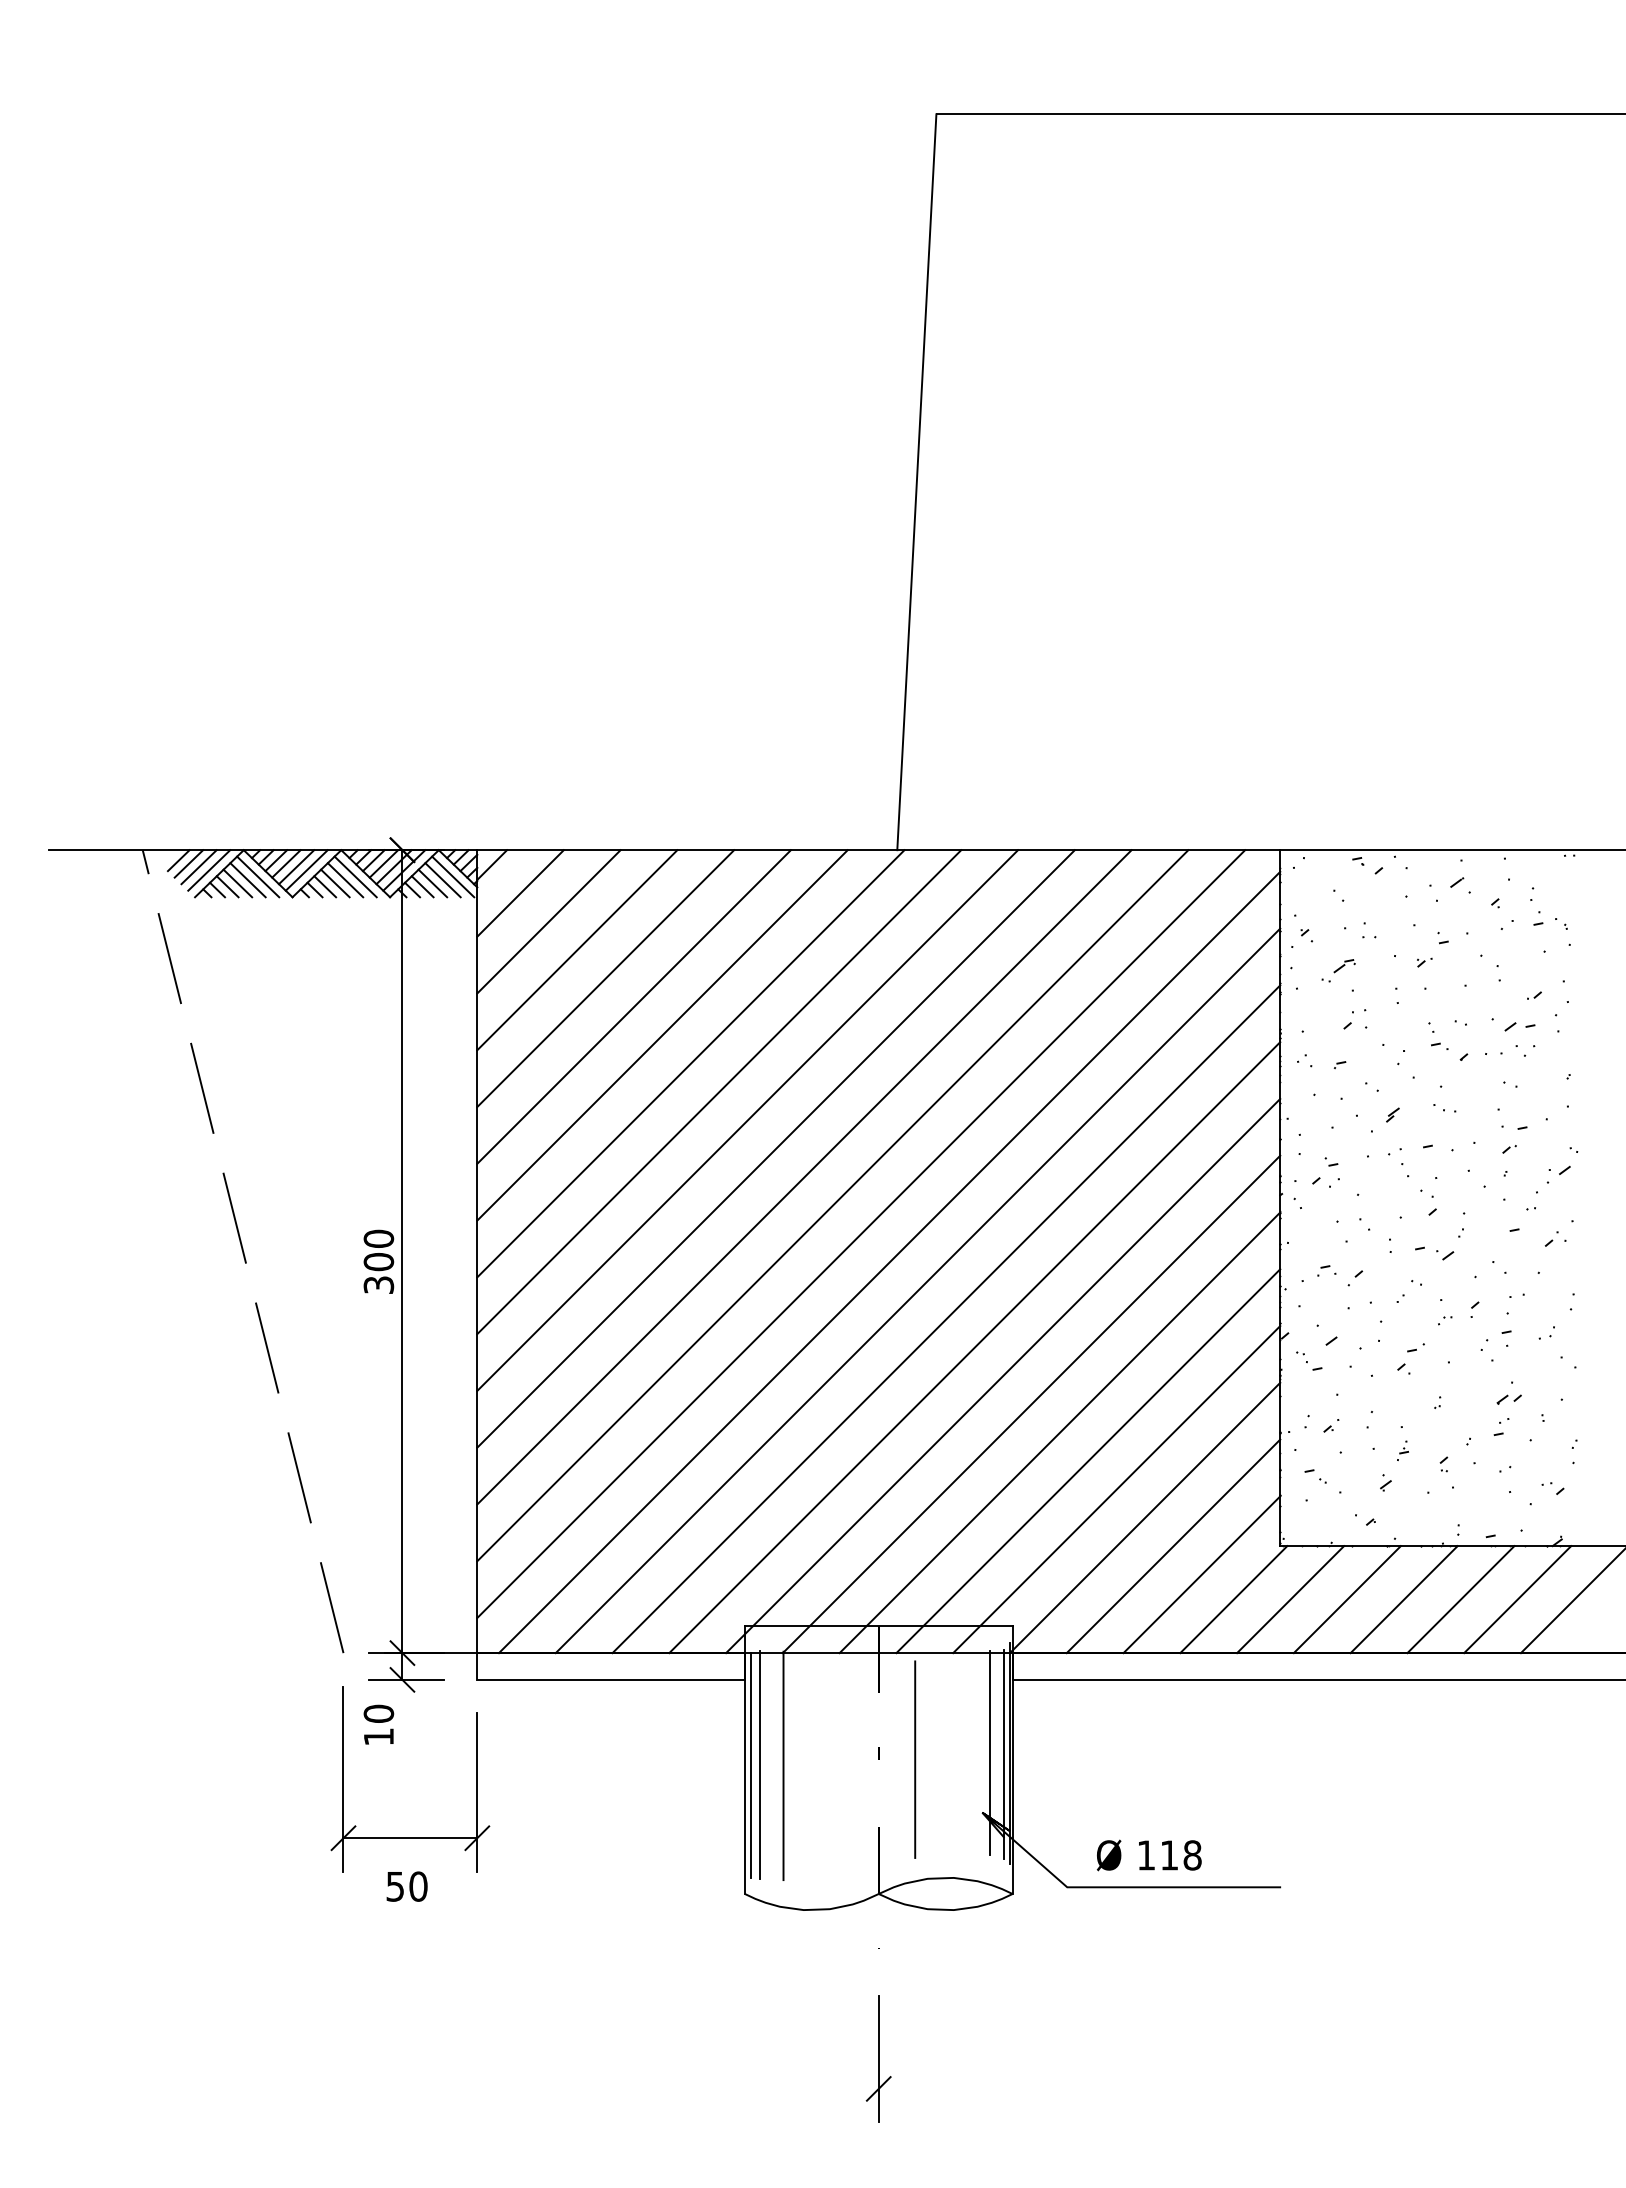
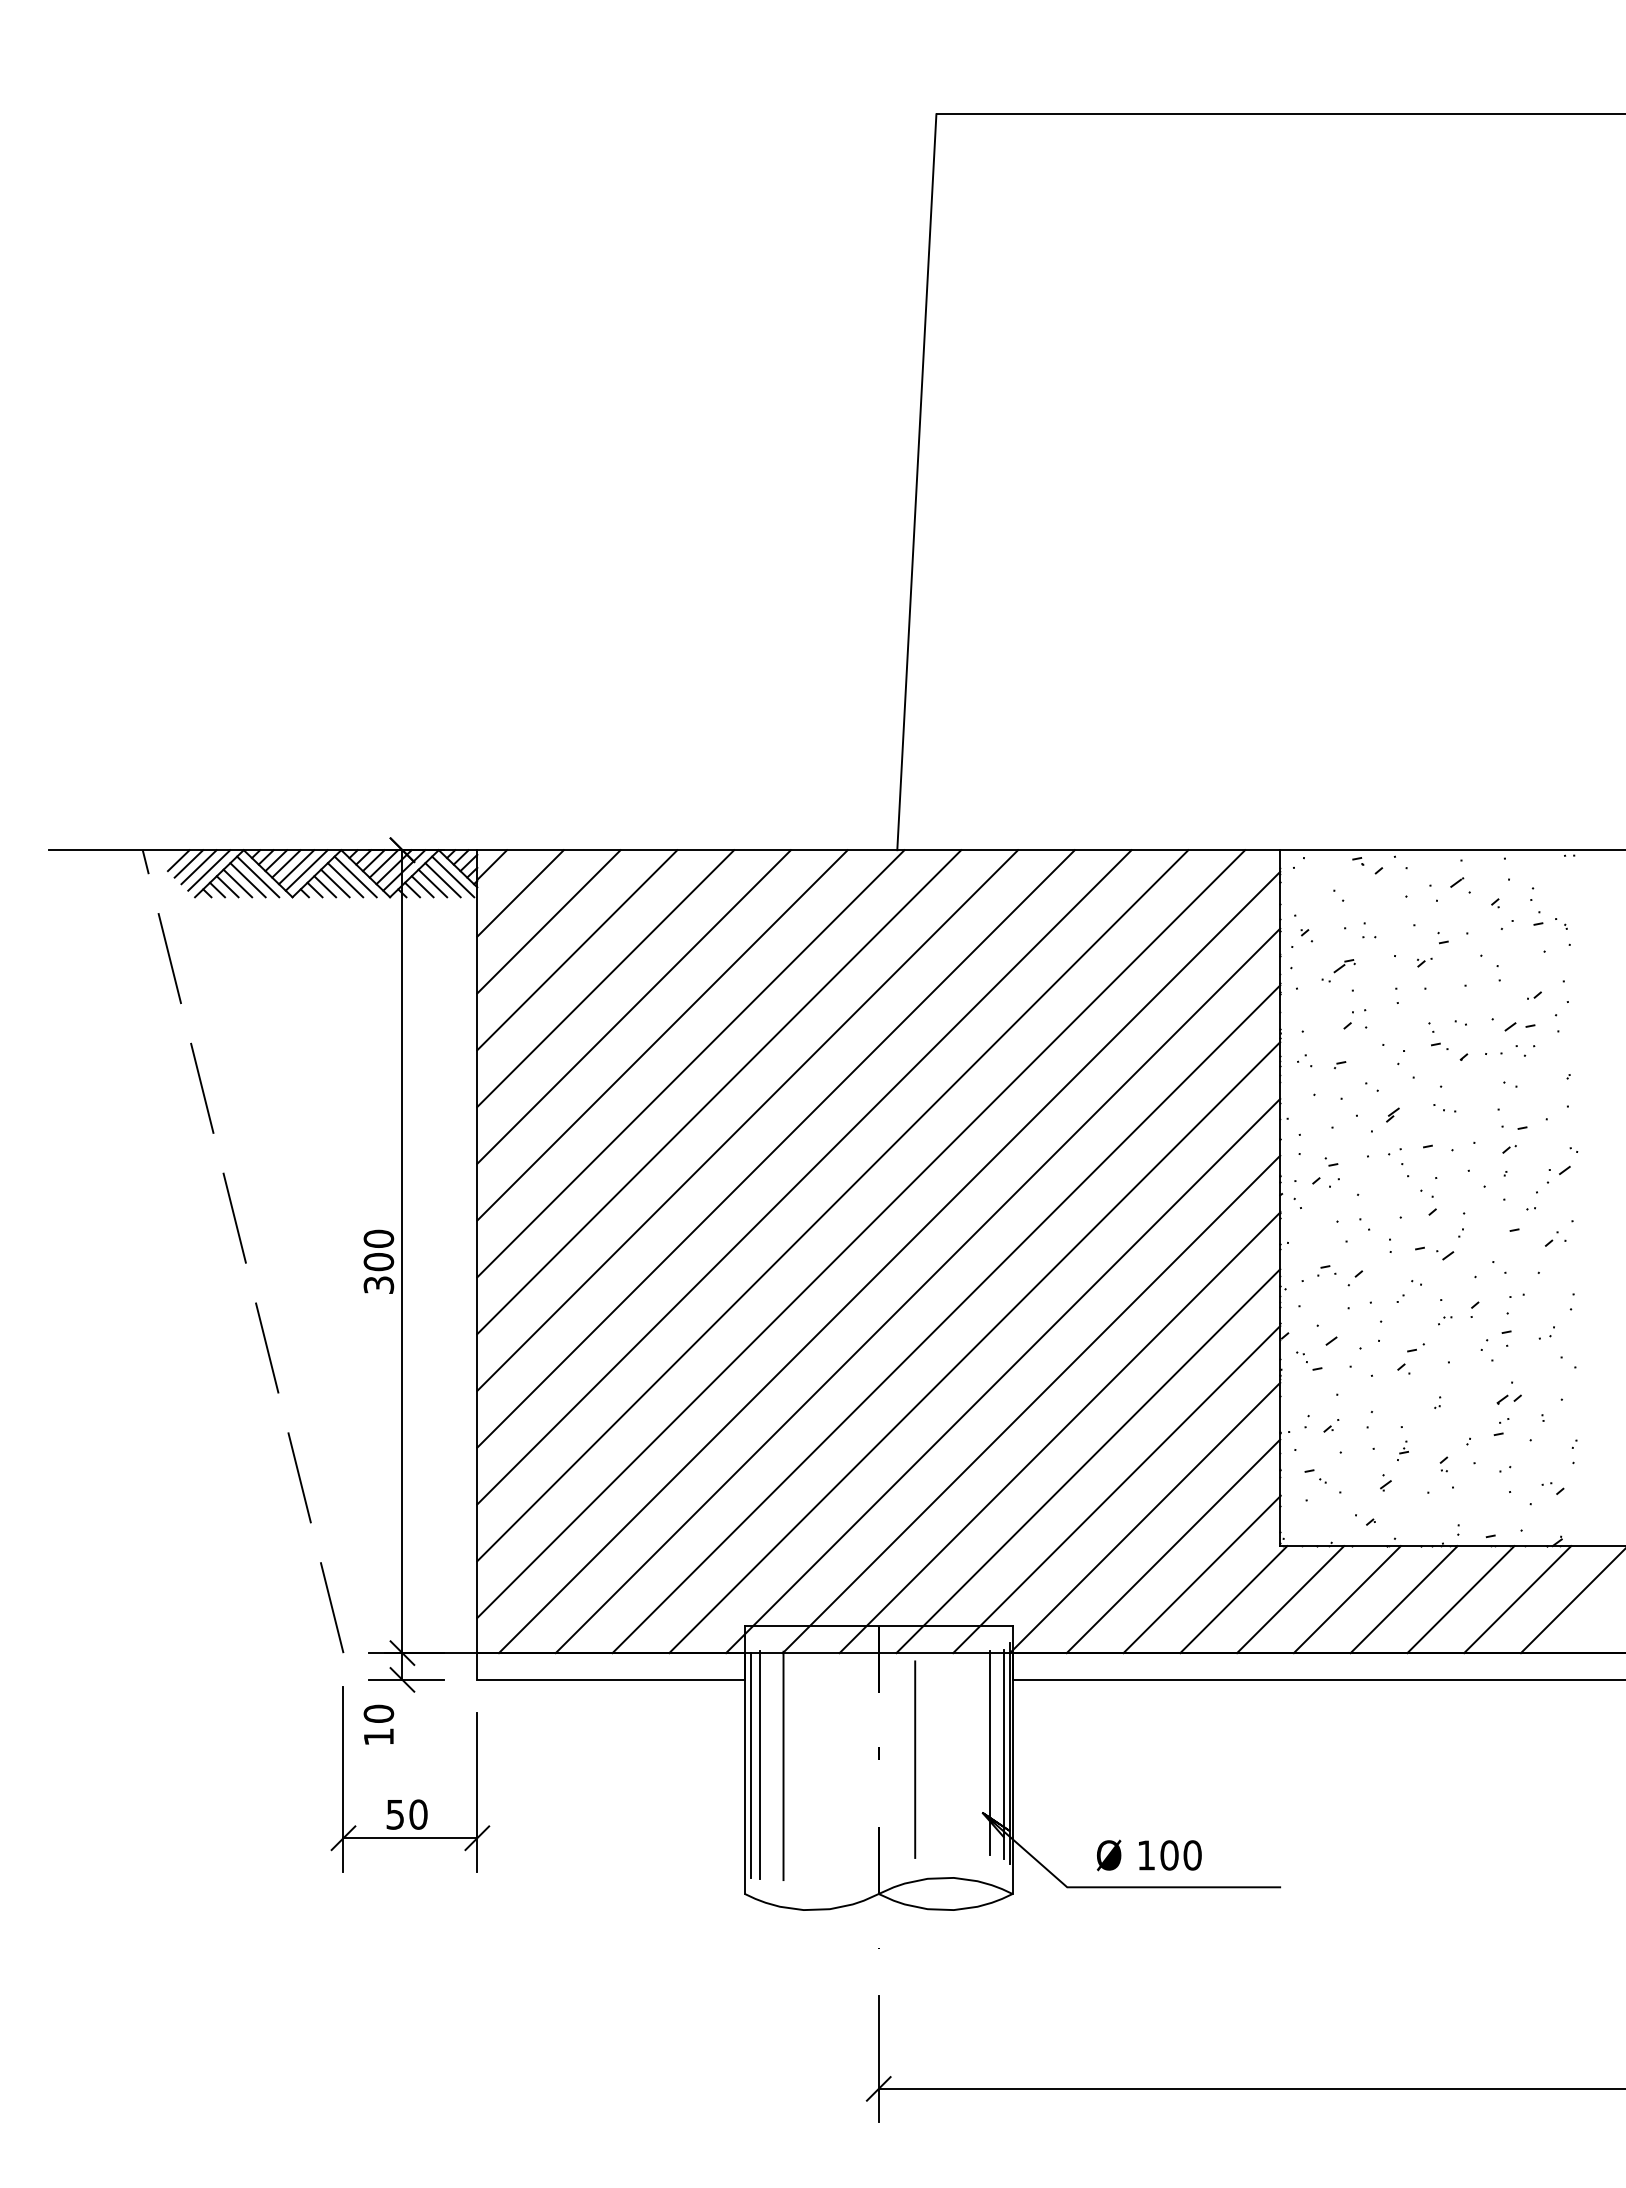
text: 118 -> 100 (1180, 1855)
text position: (406, 1886) -> (406, 1814) (406, 1814)
line: none -> present (1250, 2088)
